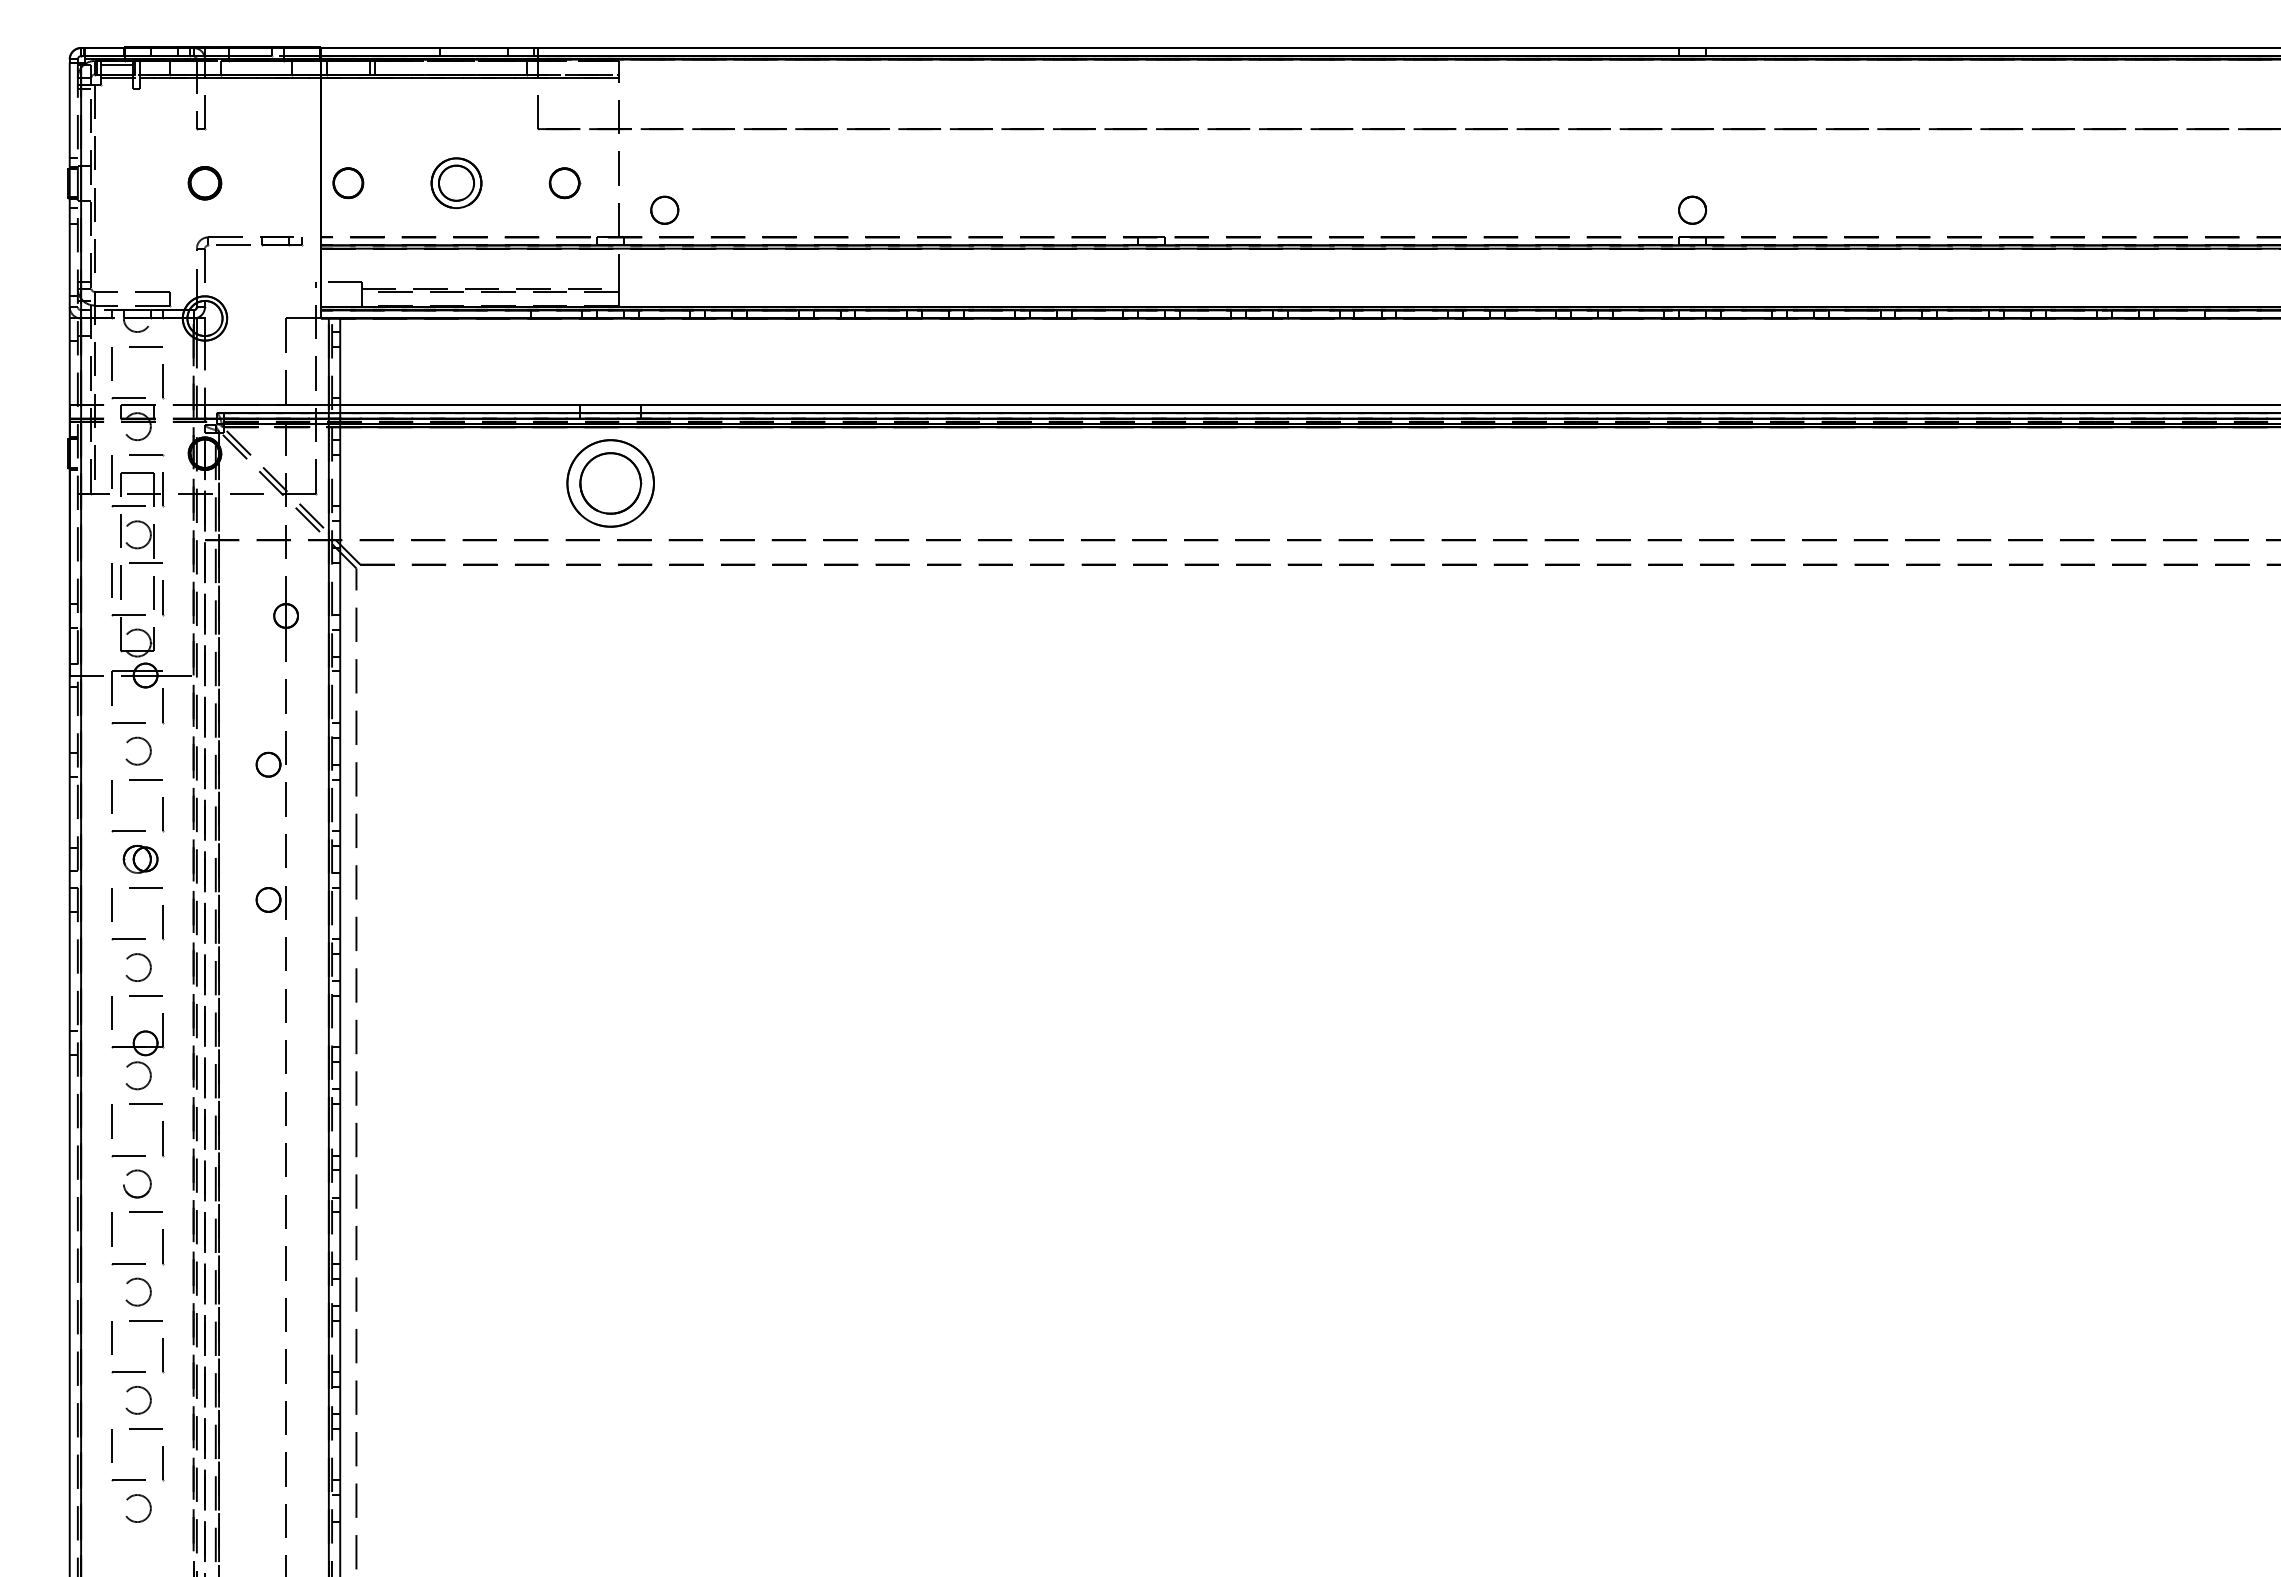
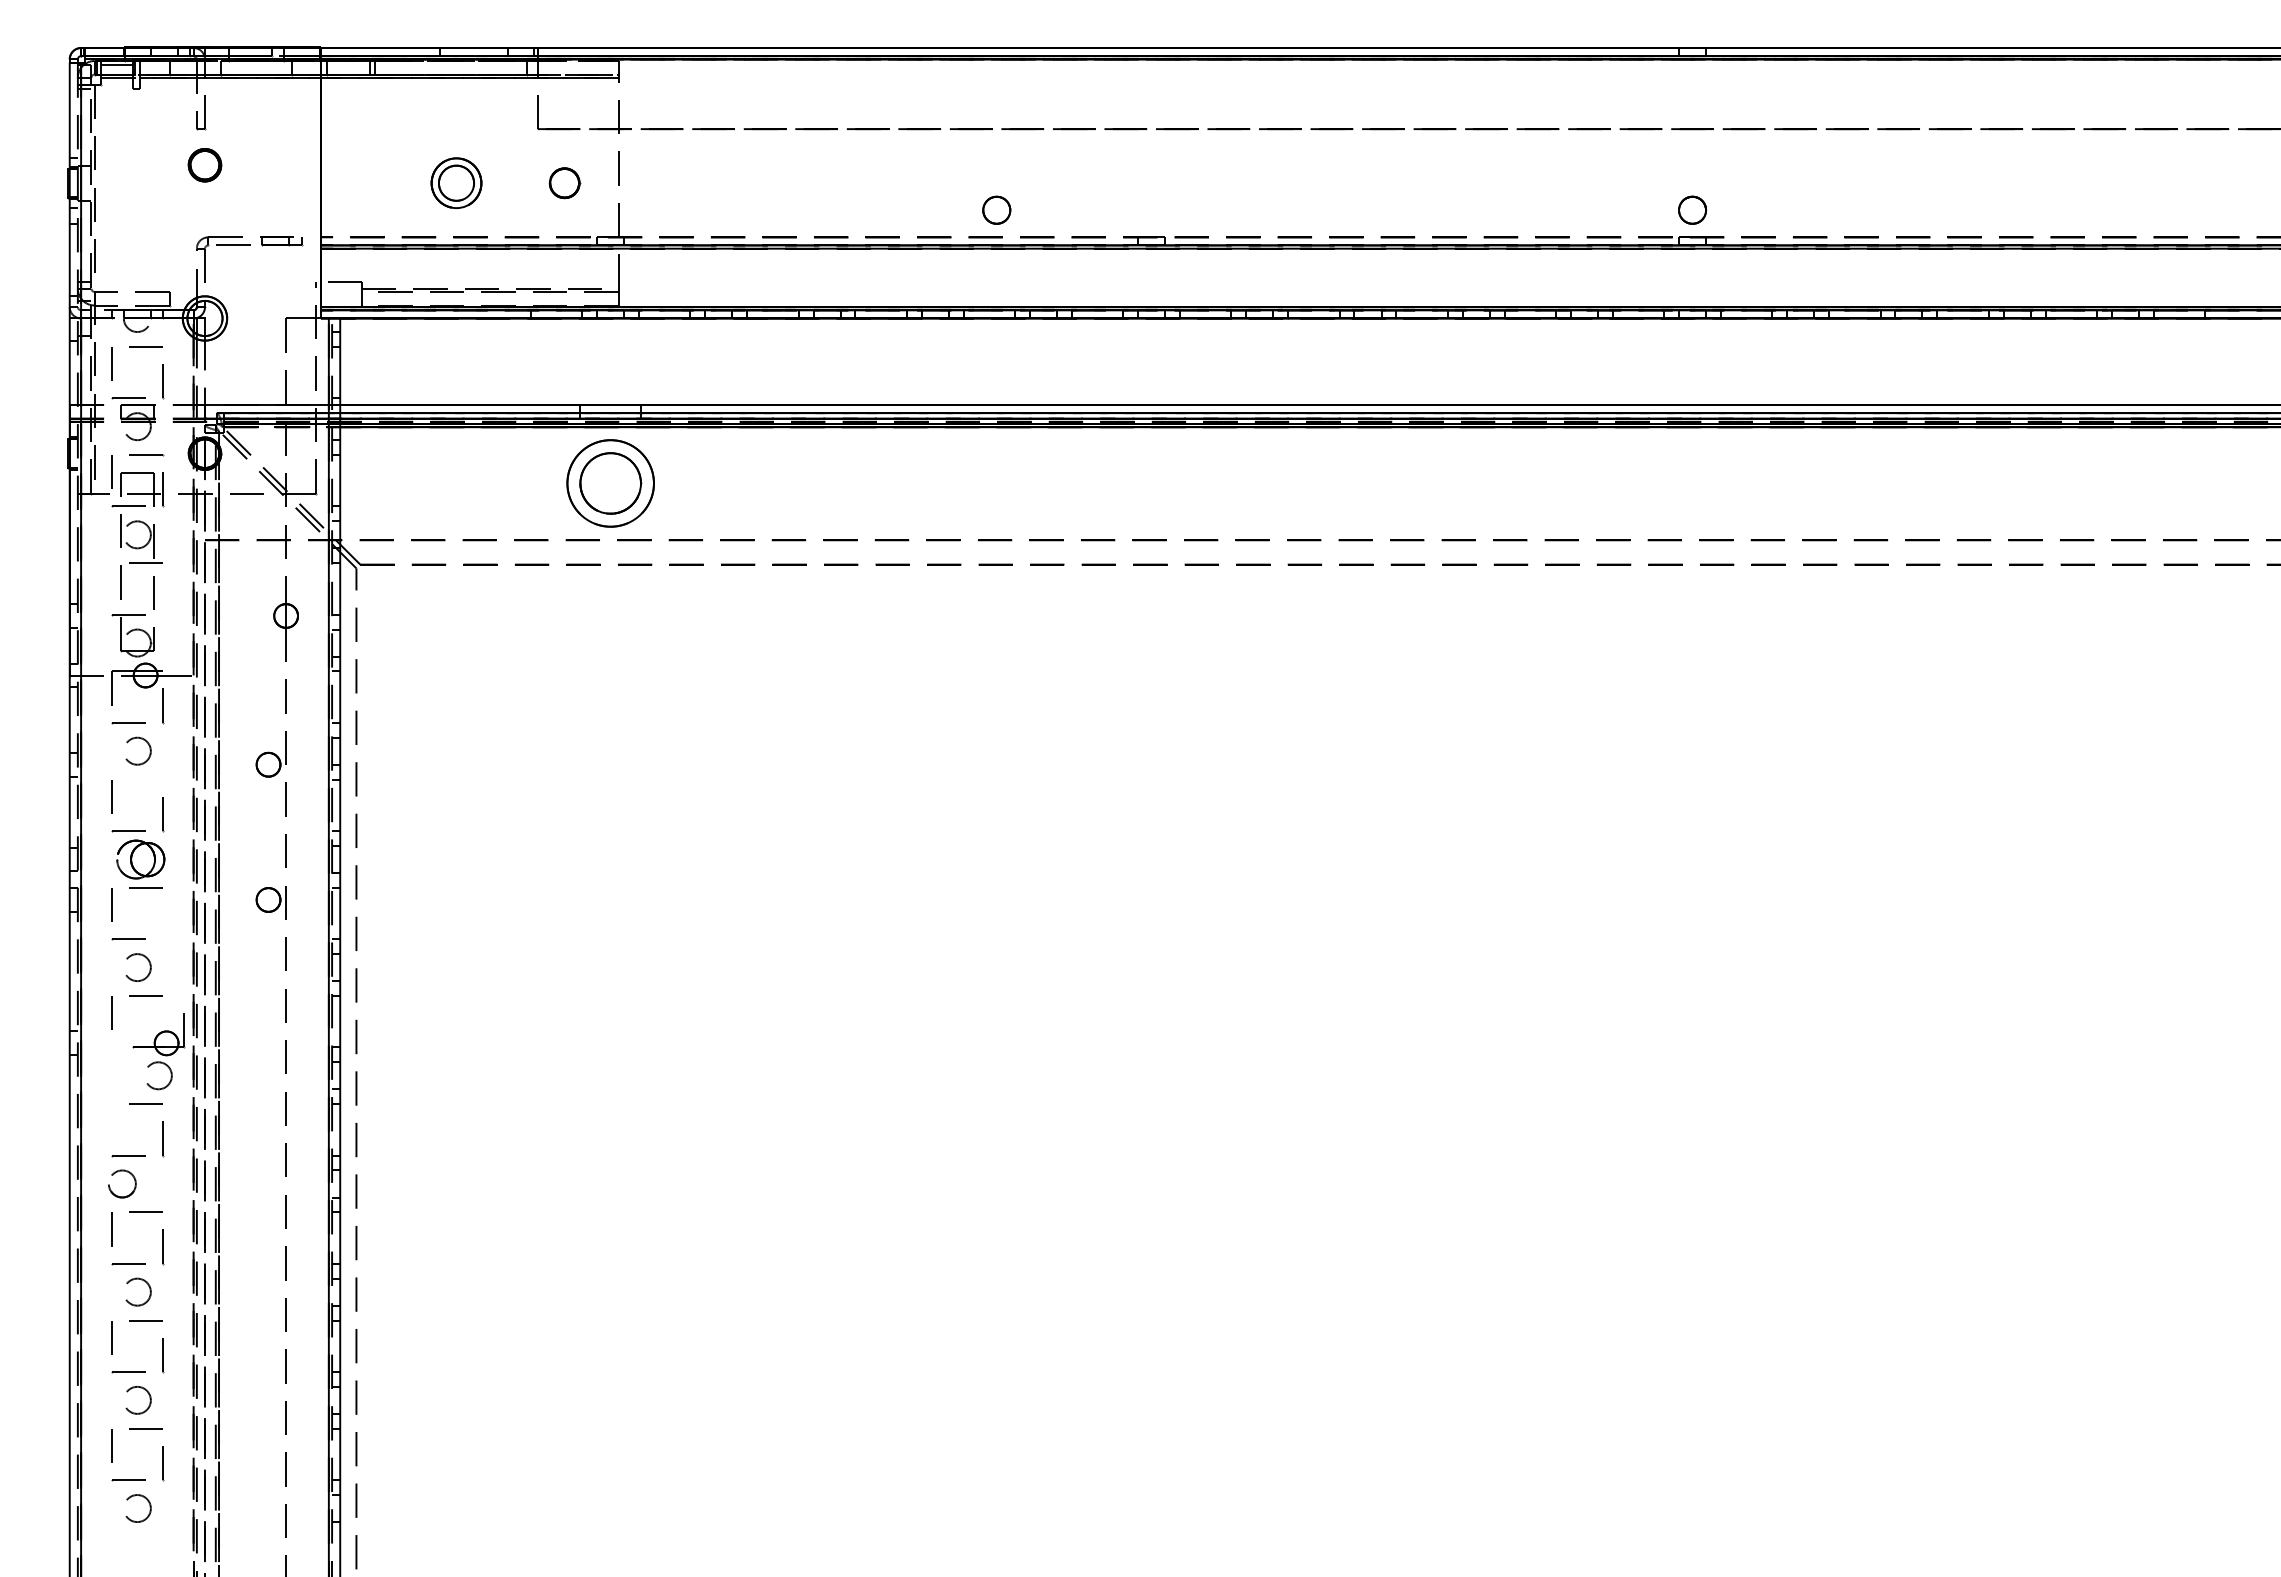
part position: (204, 183) -> (204, 165) (204, 165)
part: present -> none (348, 183)
circle position: (664, 209) -> (996, 209) (996, 209)
line: present -> none (111, 580)
line: present -> none (163, 598)
line: present -> none (145, 779)
part size: 37x30 px -> 50x41 px (140, 859)
line: present -> none (163, 922)
part position: (137, 1051) -> (158, 1051) (158, 1051)
line: present -> none (111, 1121)
part position: (141, 1172) -> (126, 1172) (126, 1172)
